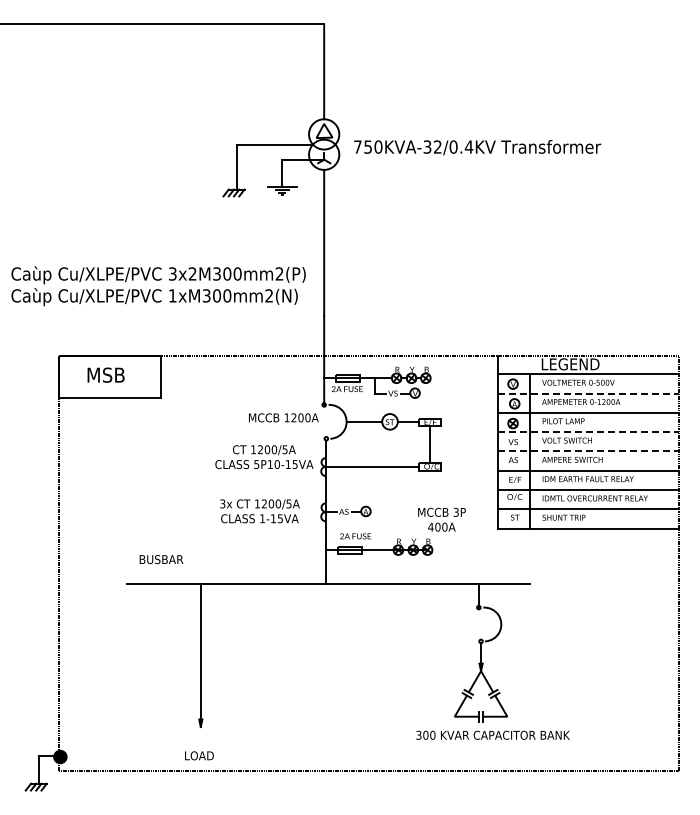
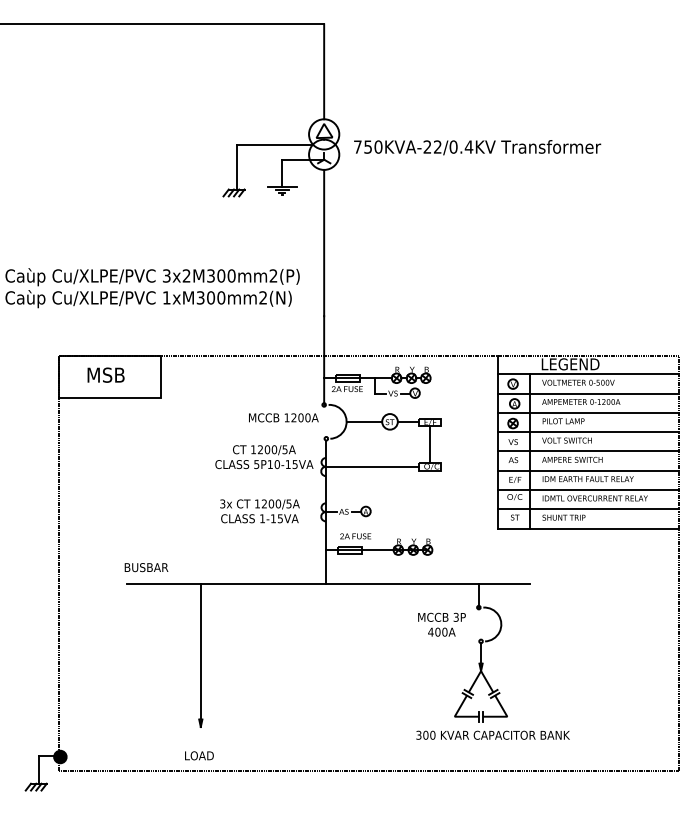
text: 750KVA-32/0.4KV -> 750KVA-22/0.4KV (427, 146)
text position: (158, 286) -> (152, 288) (152, 288)
line: dashed -> solid (589, 393)
line: dashed -> solid (589, 432)
line: dashed -> solid (589, 451)
text position: (441, 519) -> (441, 624) (441, 624)
text position: (161, 559) -> (146, 567) (146, 567)
